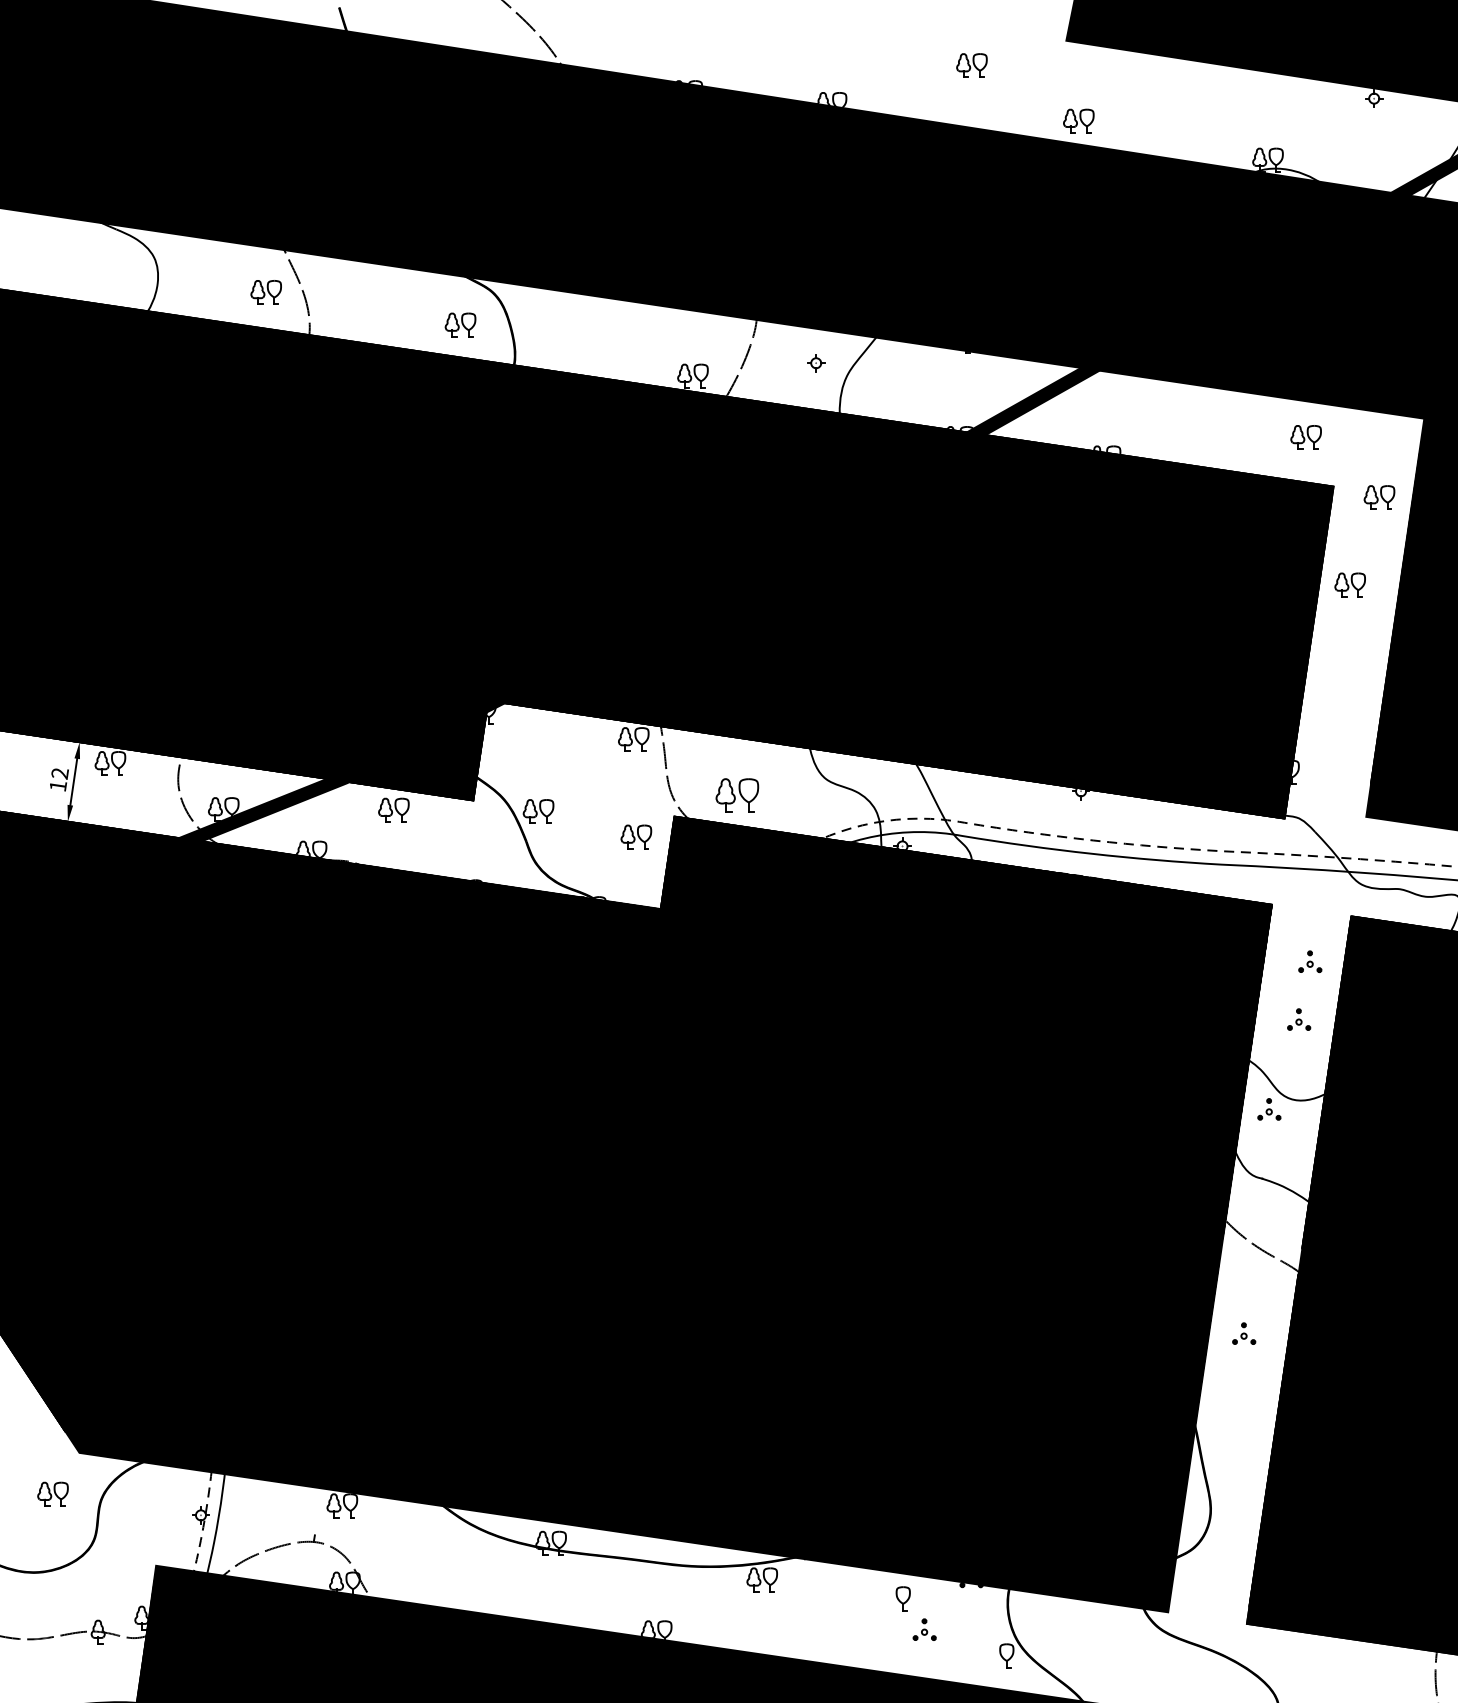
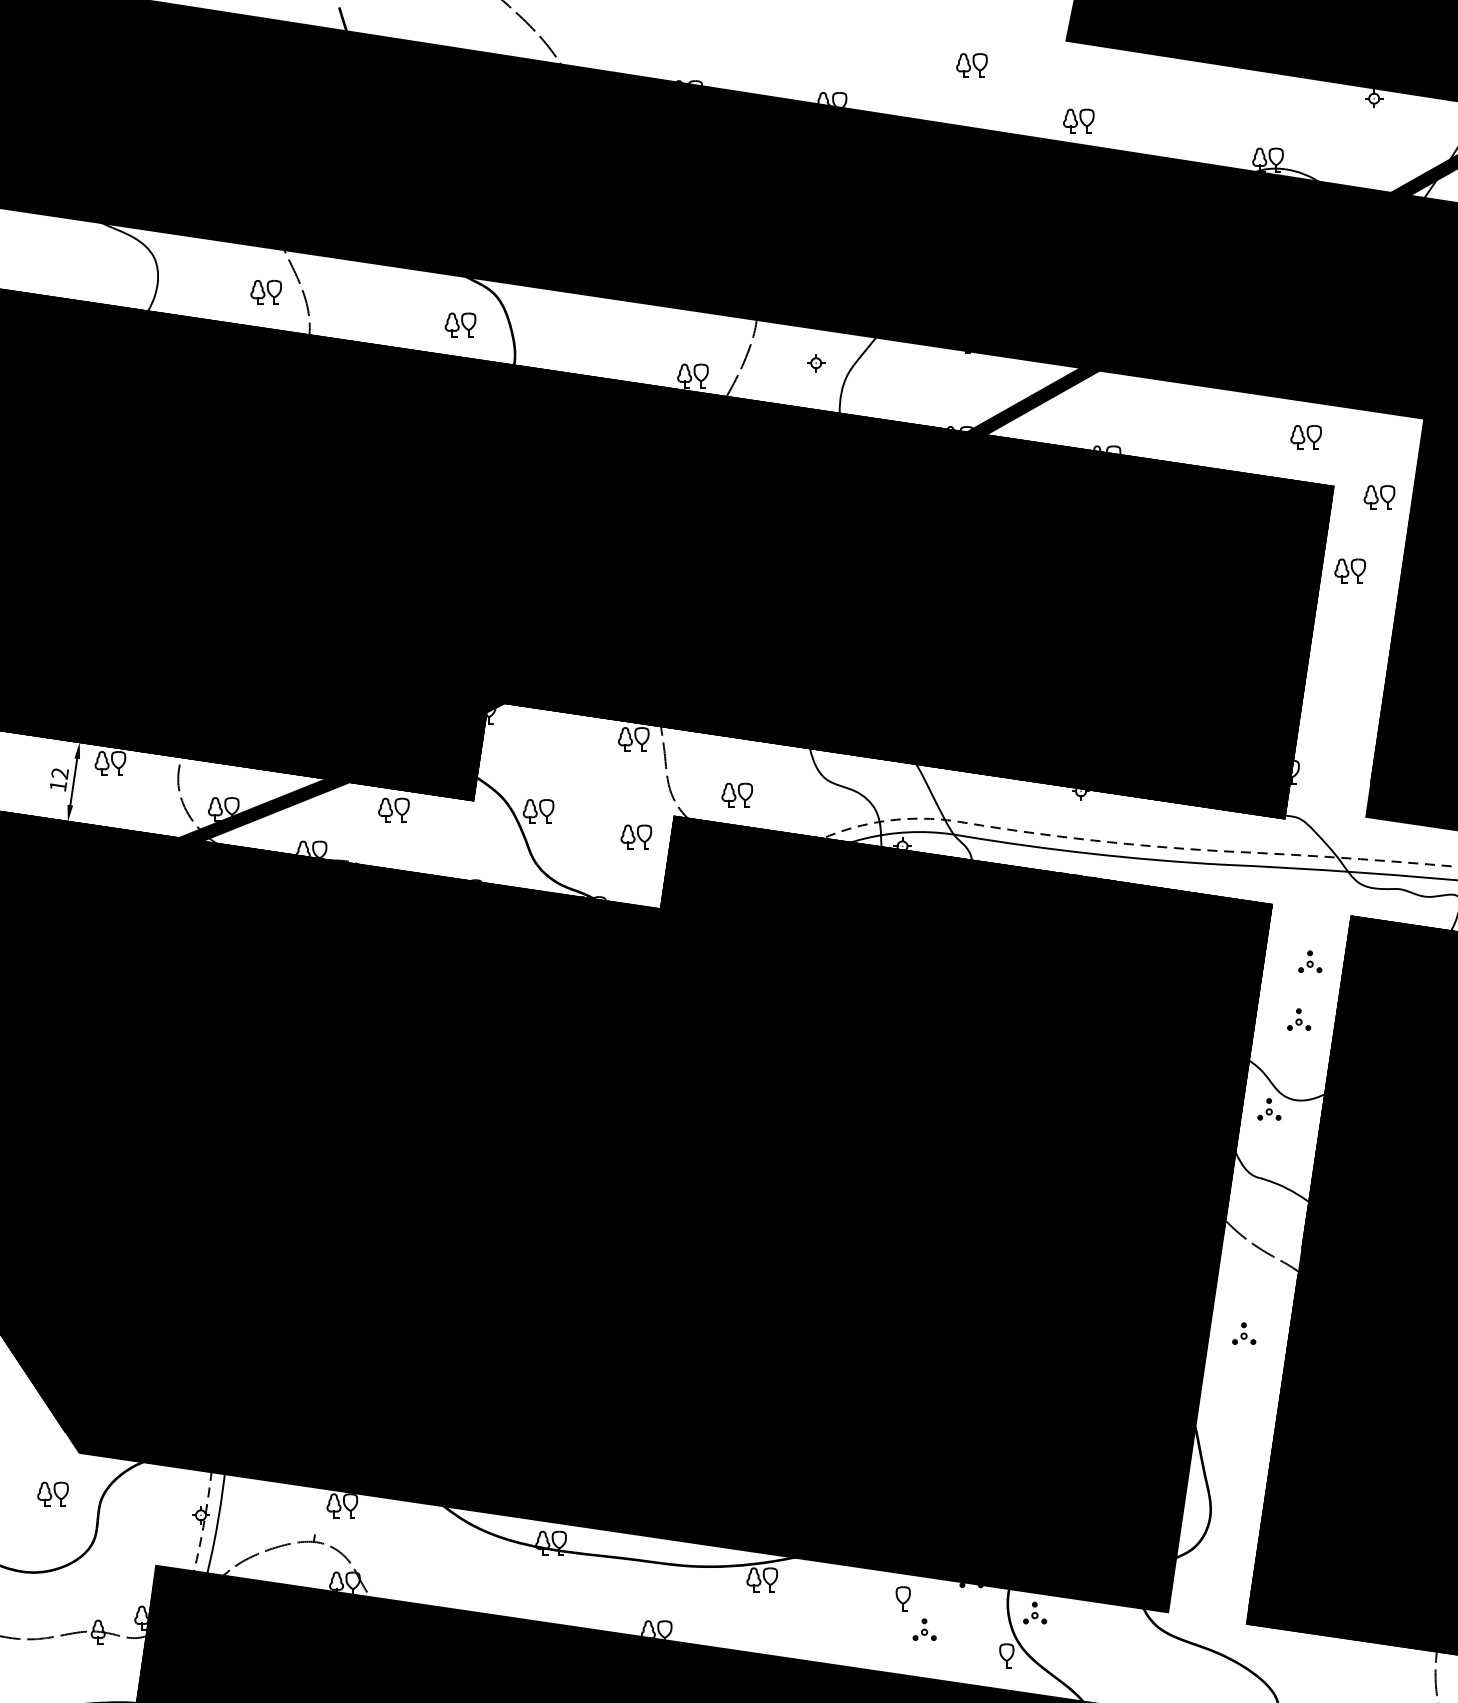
part position: (1349, 584) -> (1349, 570) (1349, 570)
part size: 45x35 px -> 32x26 px (736, 794)
part: none -> present (1035, 1612)
